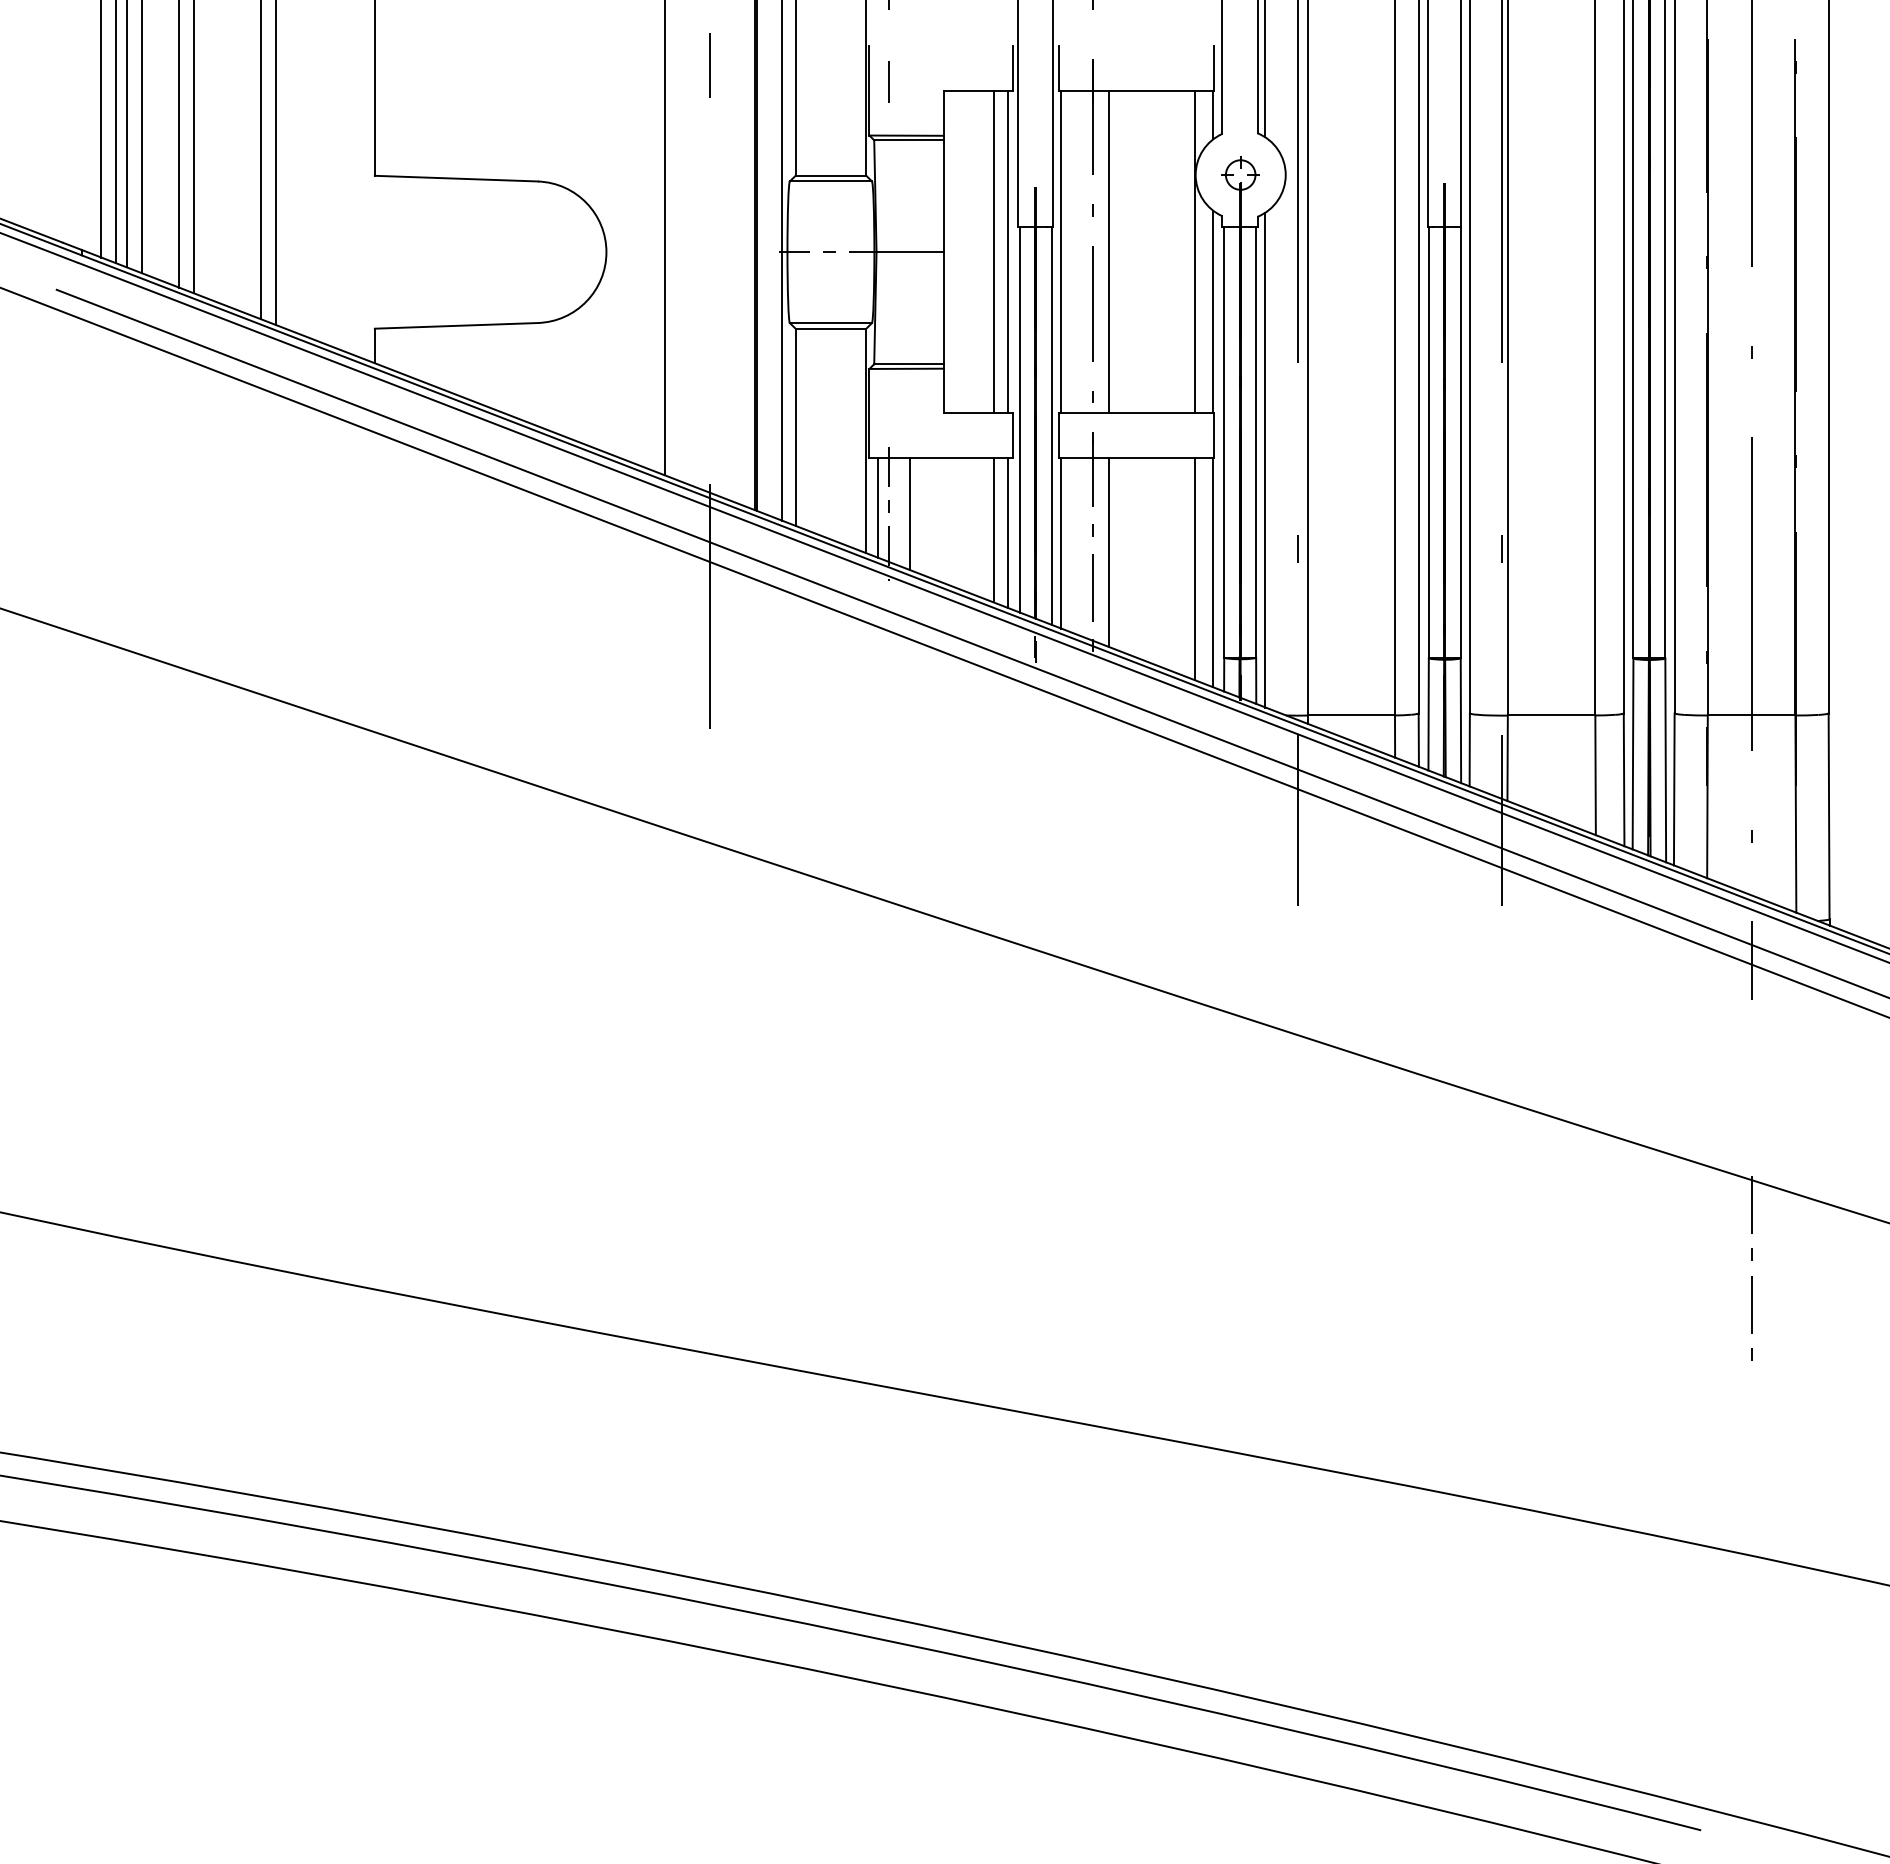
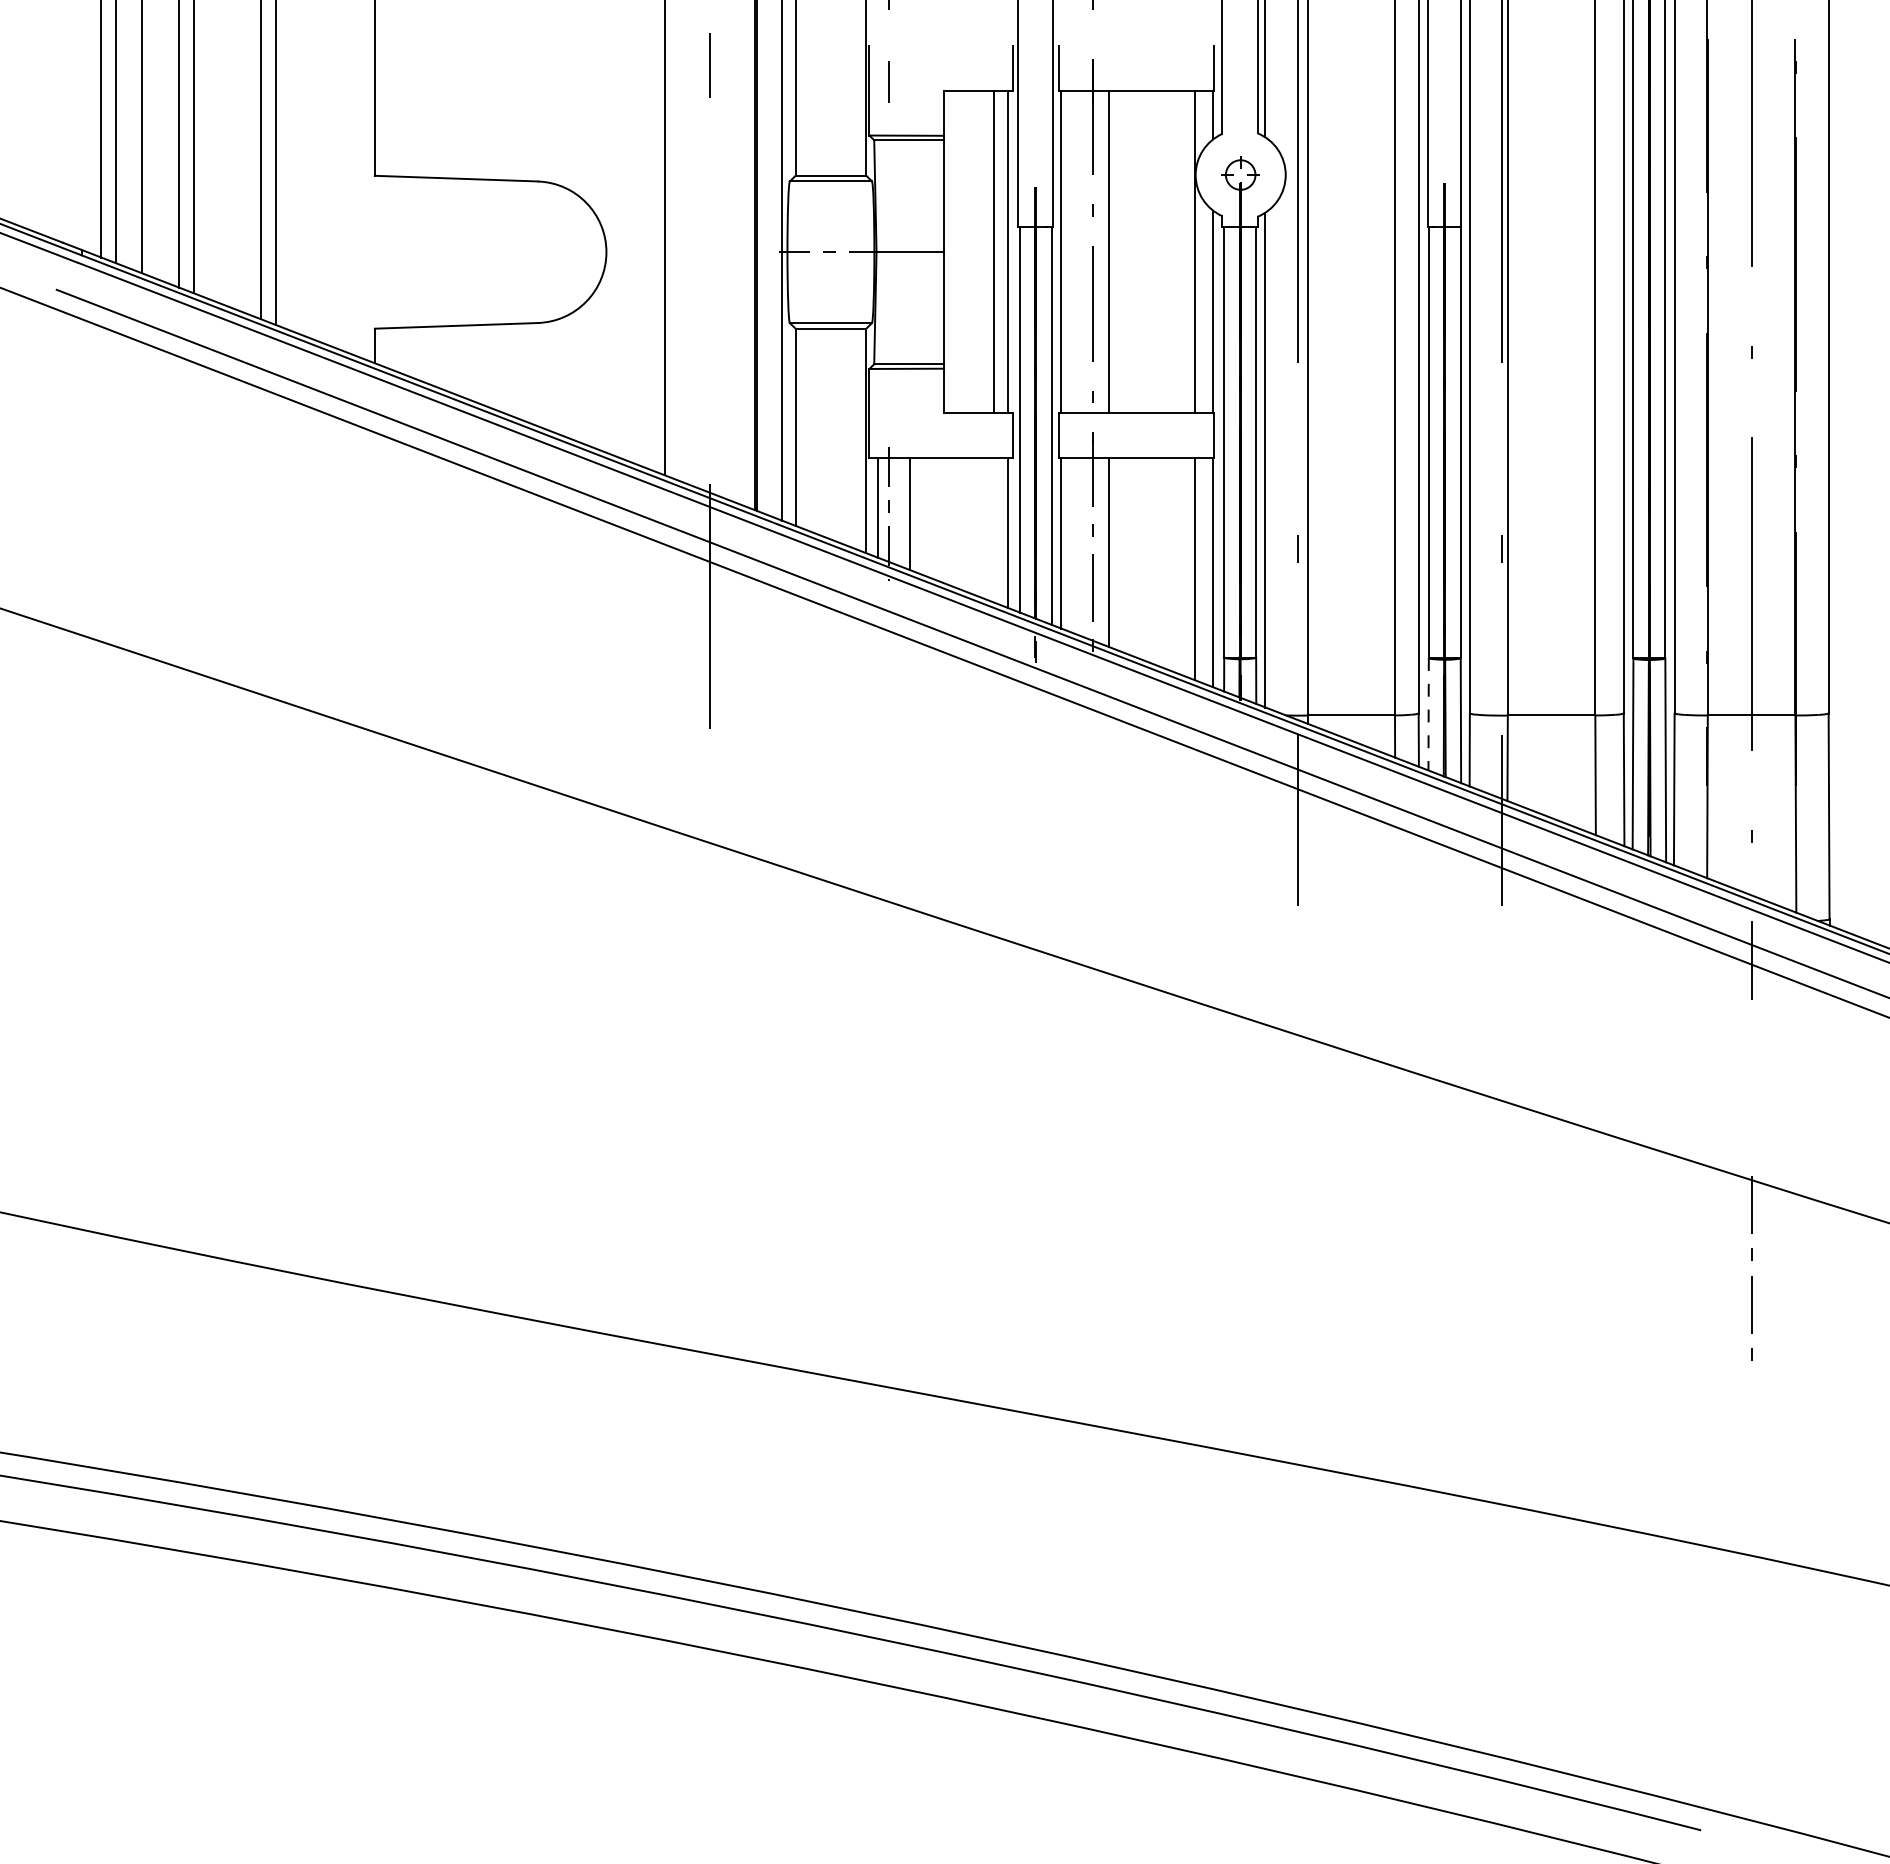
line: present -> none (126, 134)
line: present -> none (993, 530)
line: solid -> dashed (1428, 714)
